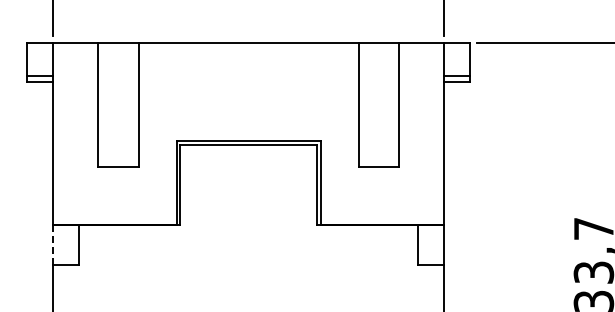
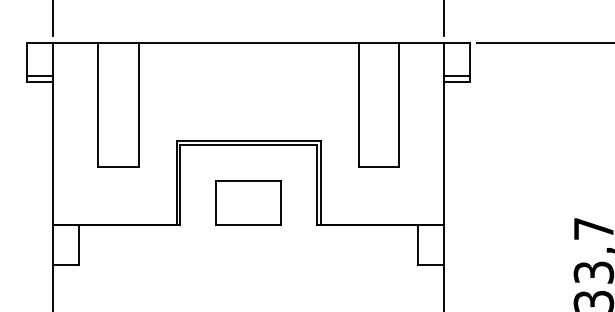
part: none -> present (248, 202)
line: dashed -> solid (53, 245)
